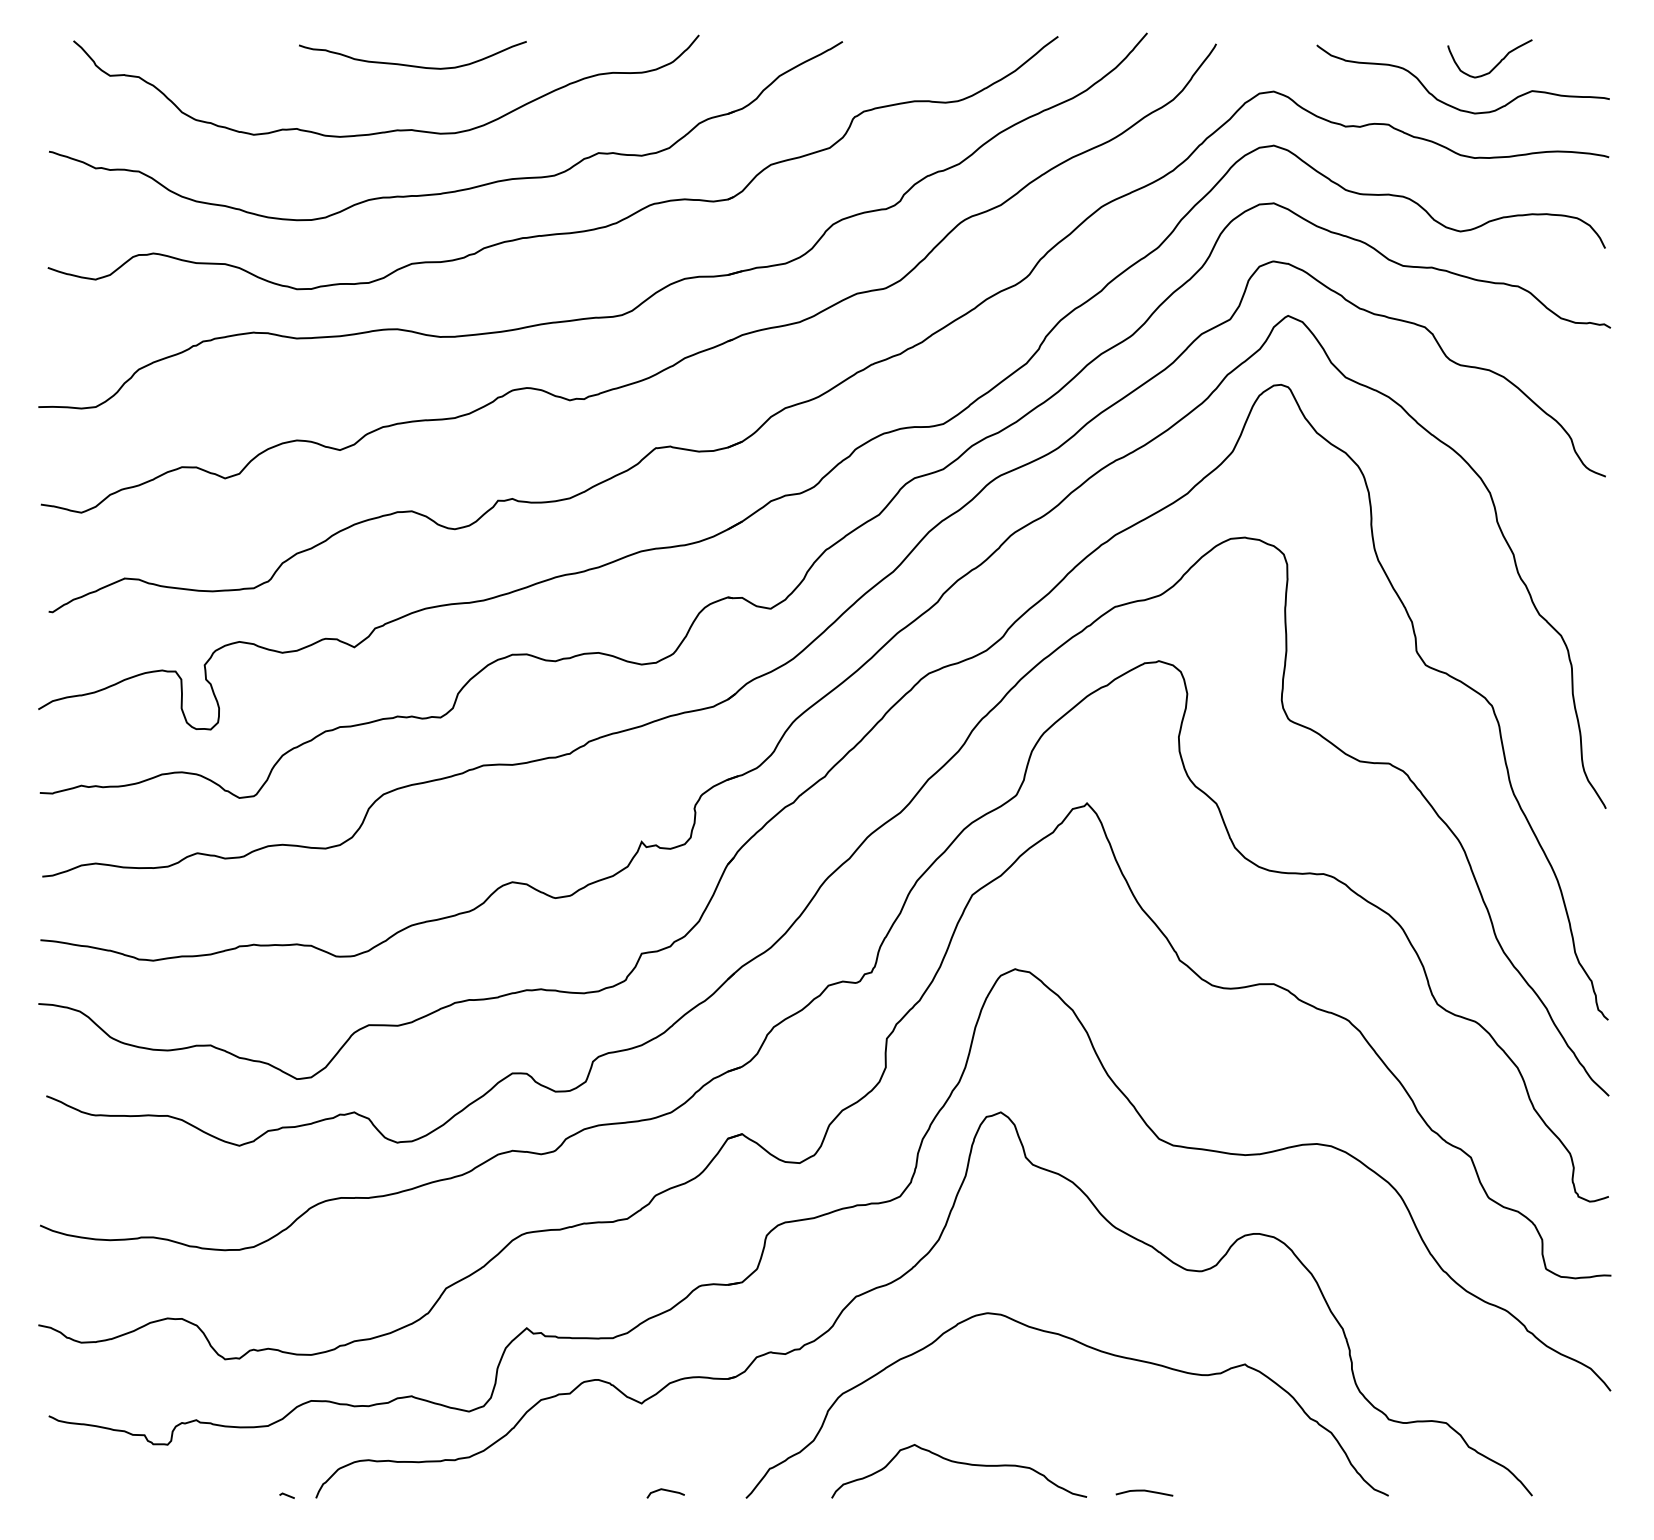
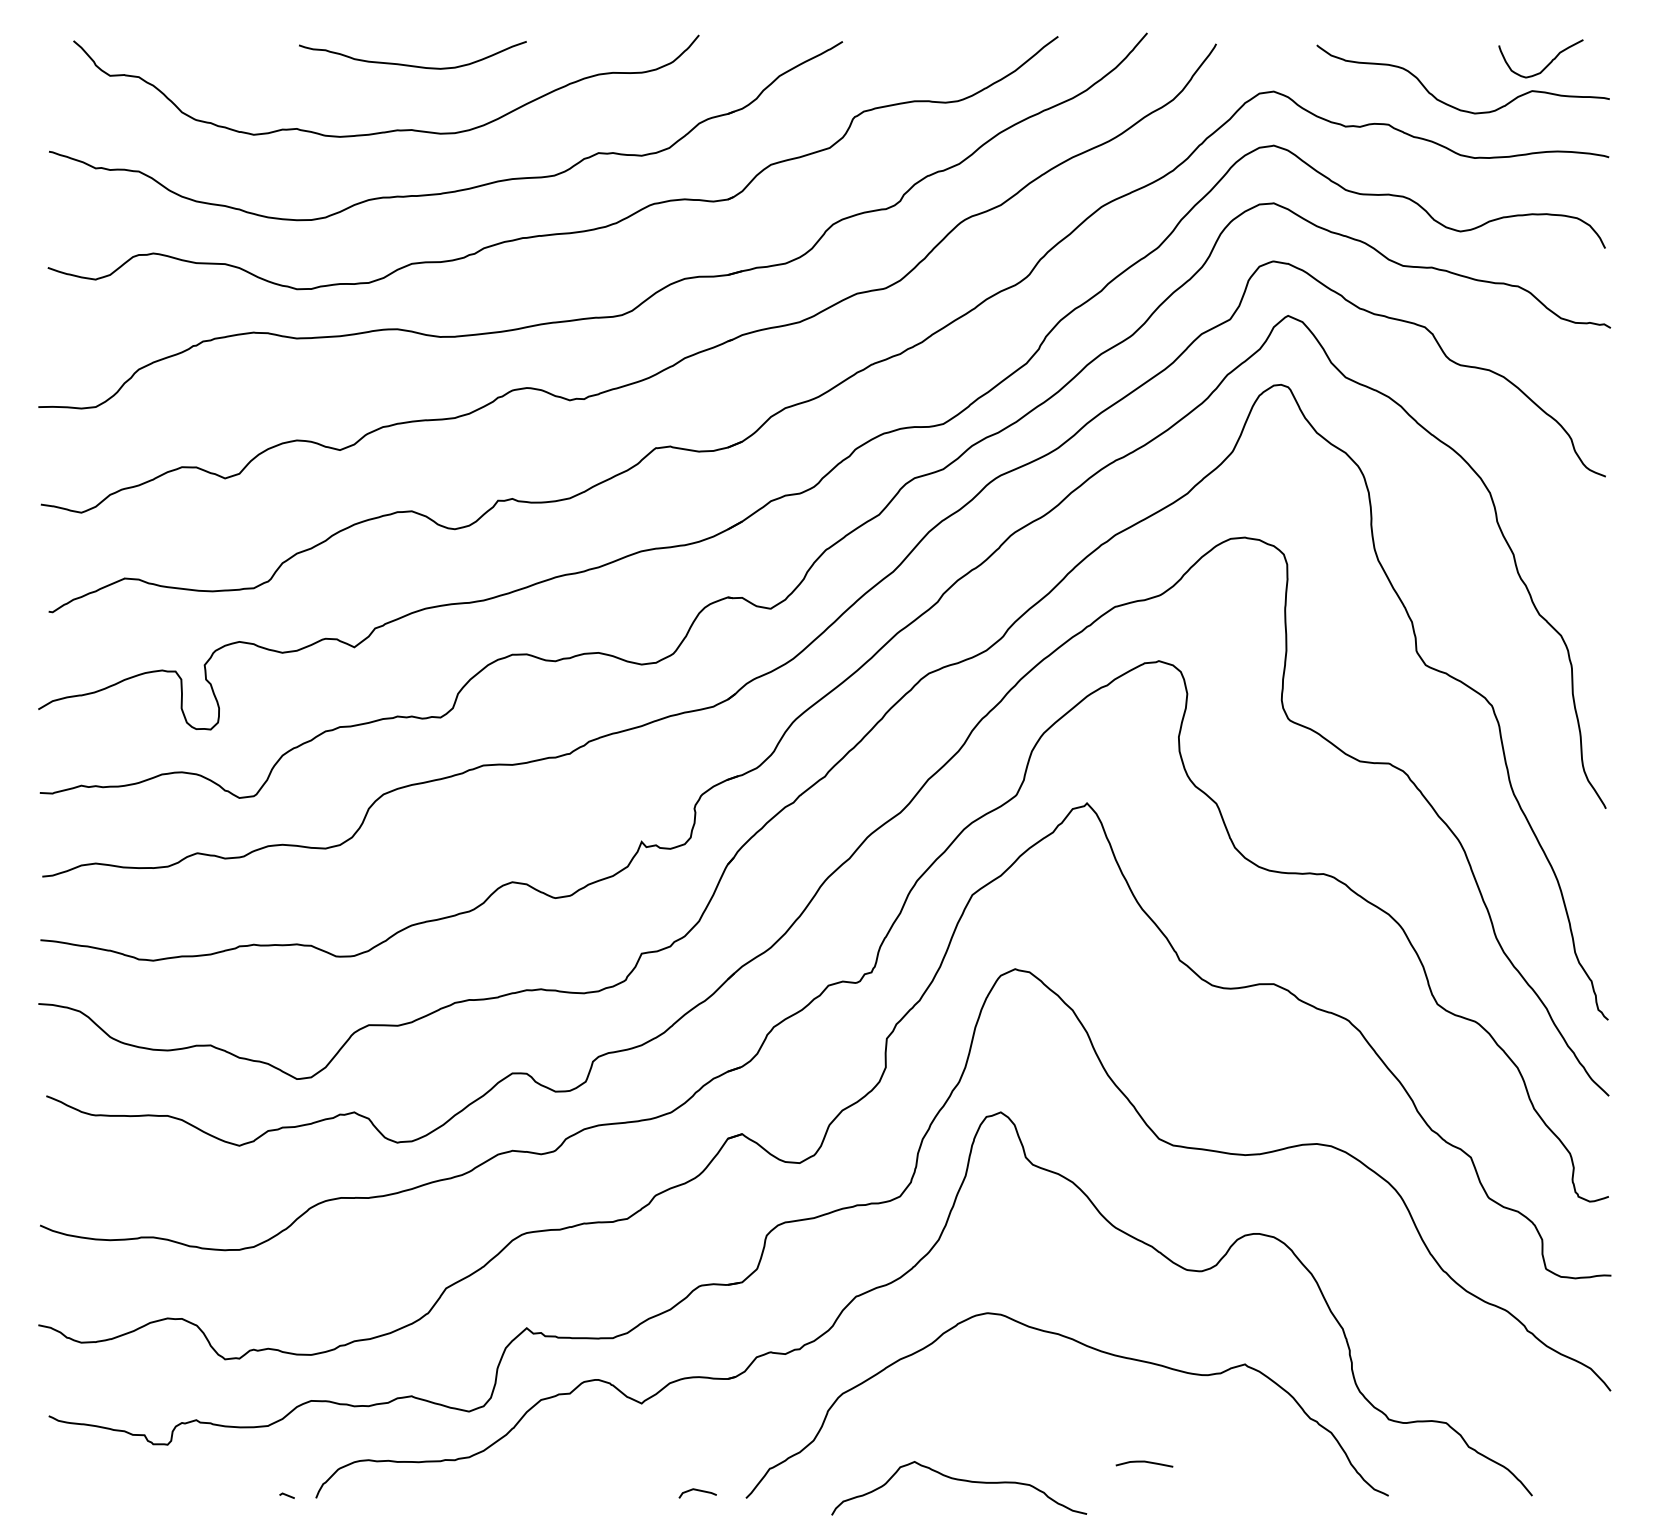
curve position: (1496, 64) -> (1547, 64) (1547, 64)
curve position: (962, 1464) -> (962, 1481) (962, 1481)
line position: (666, 1491) -> (698, 1491) (698, 1491)
curve position: (1144, 1491) -> (1144, 1462) (1144, 1462)
